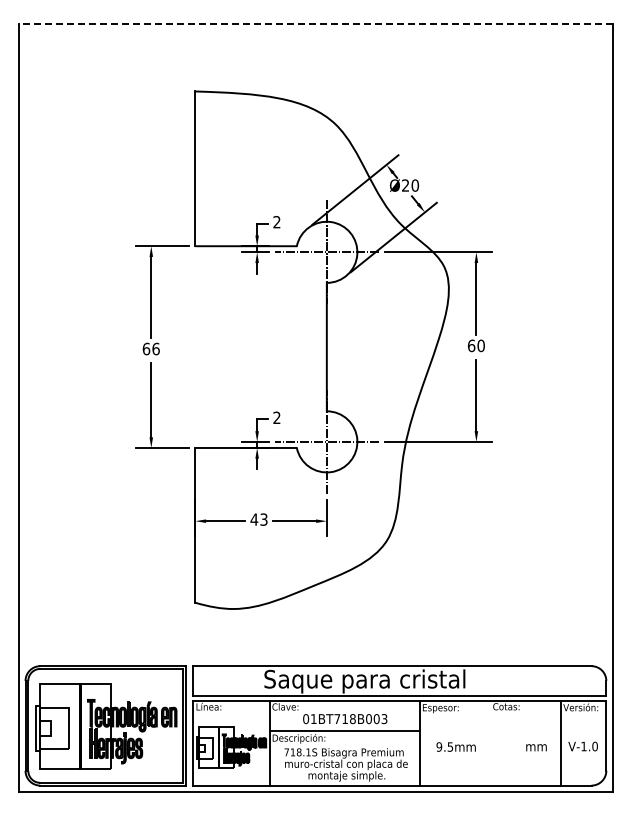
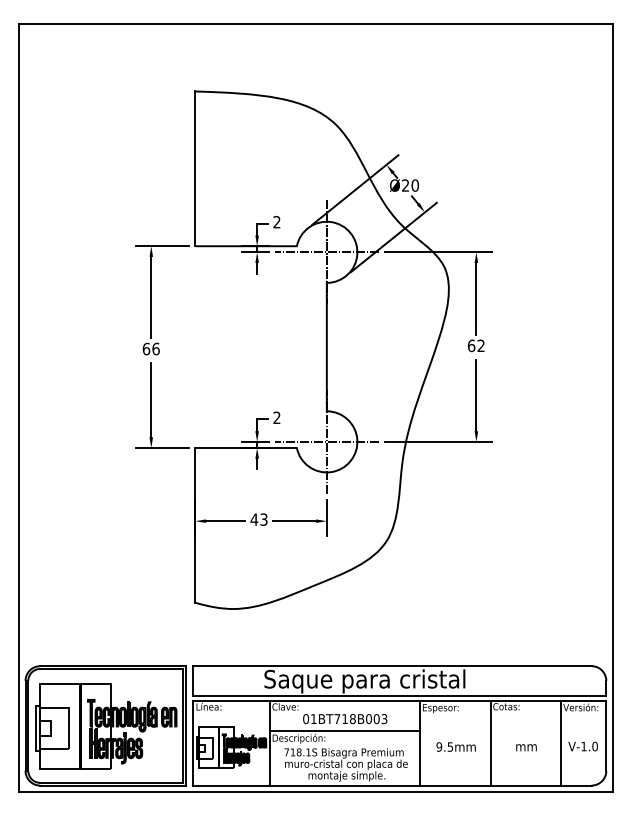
line: dashed -> solid (315, 24)
text: 60 -> 62 (480, 345)
line: none -> present (490, 743)
text position: (536, 747) -> (526, 747) (526, 747)
